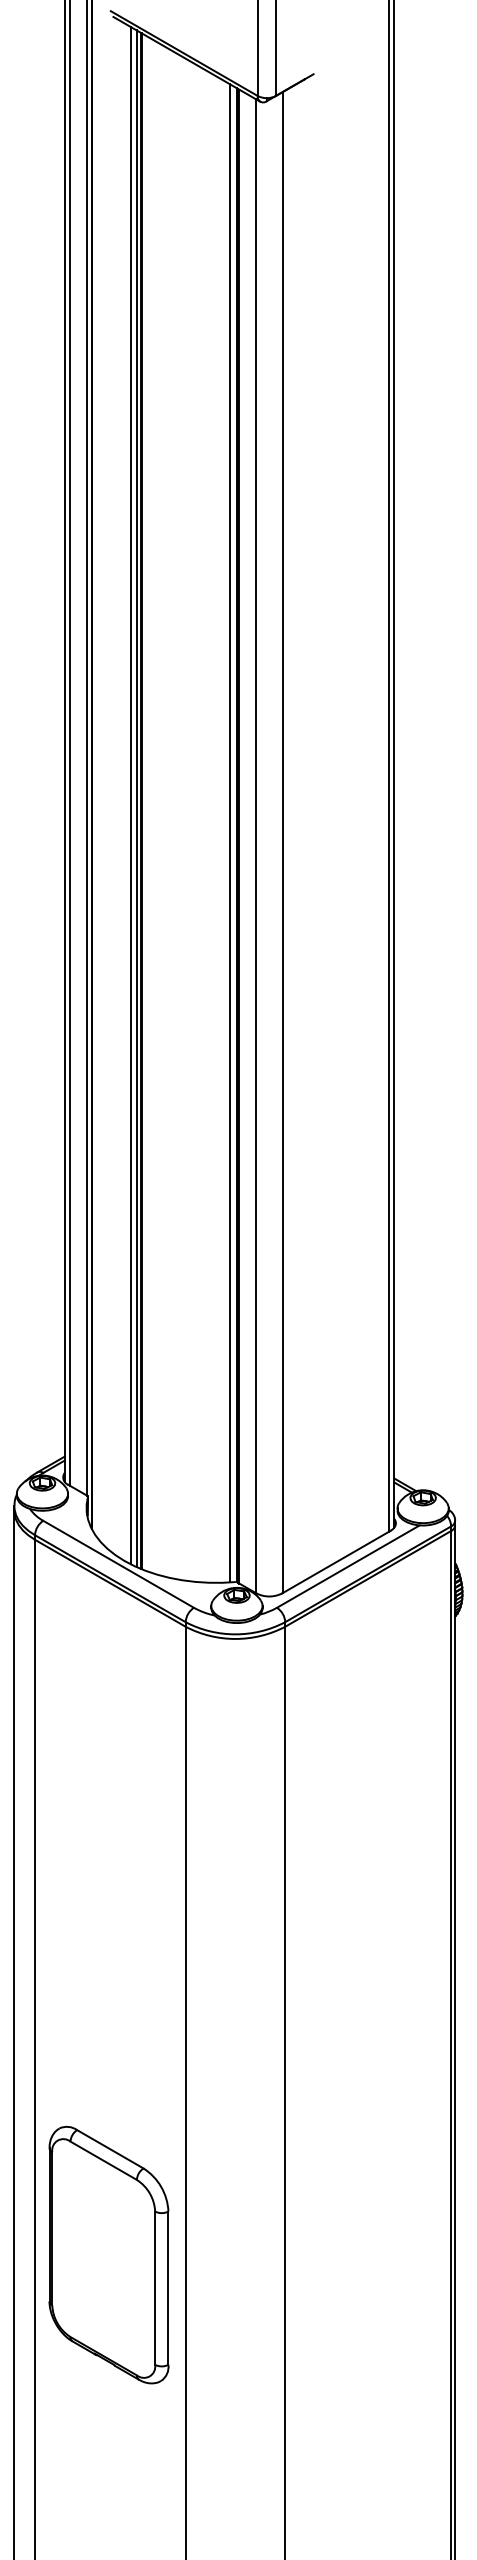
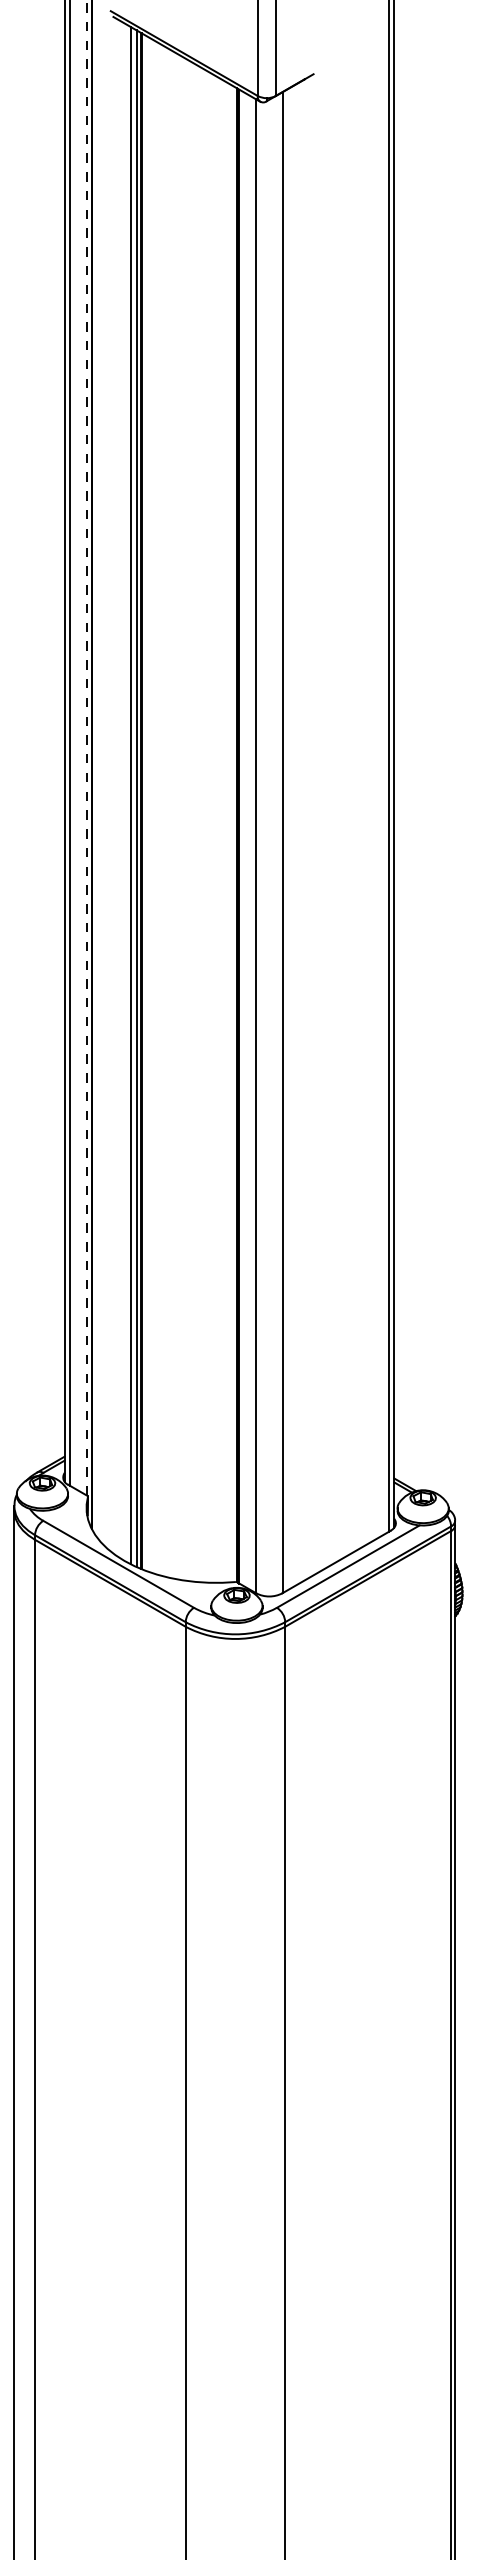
line: solid -> dashed (86, 747)
line: present -> none (230, 833)
part: present -> none (108, 2254)
